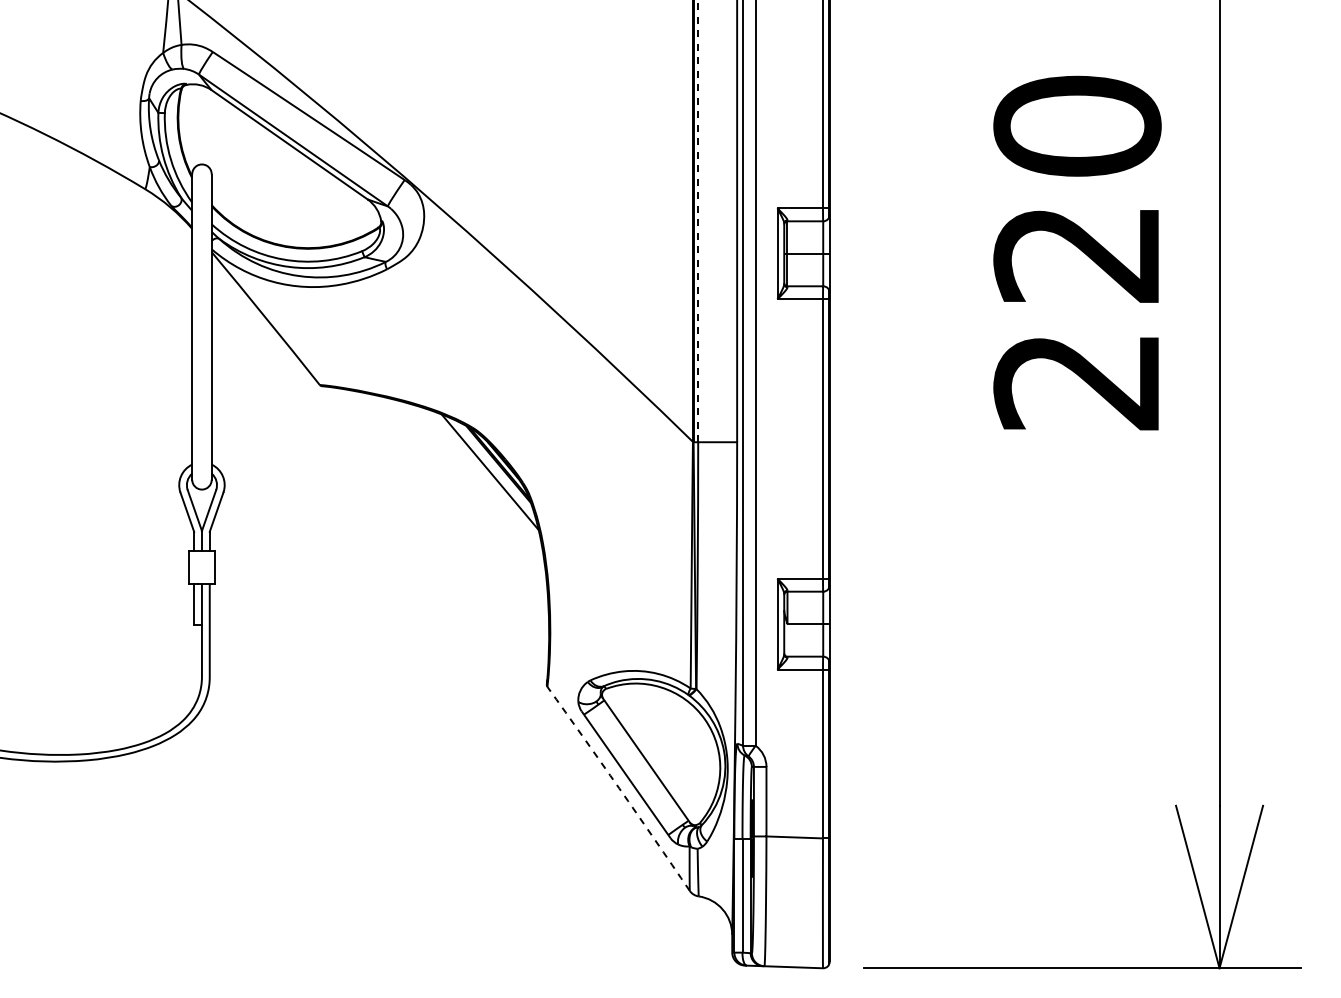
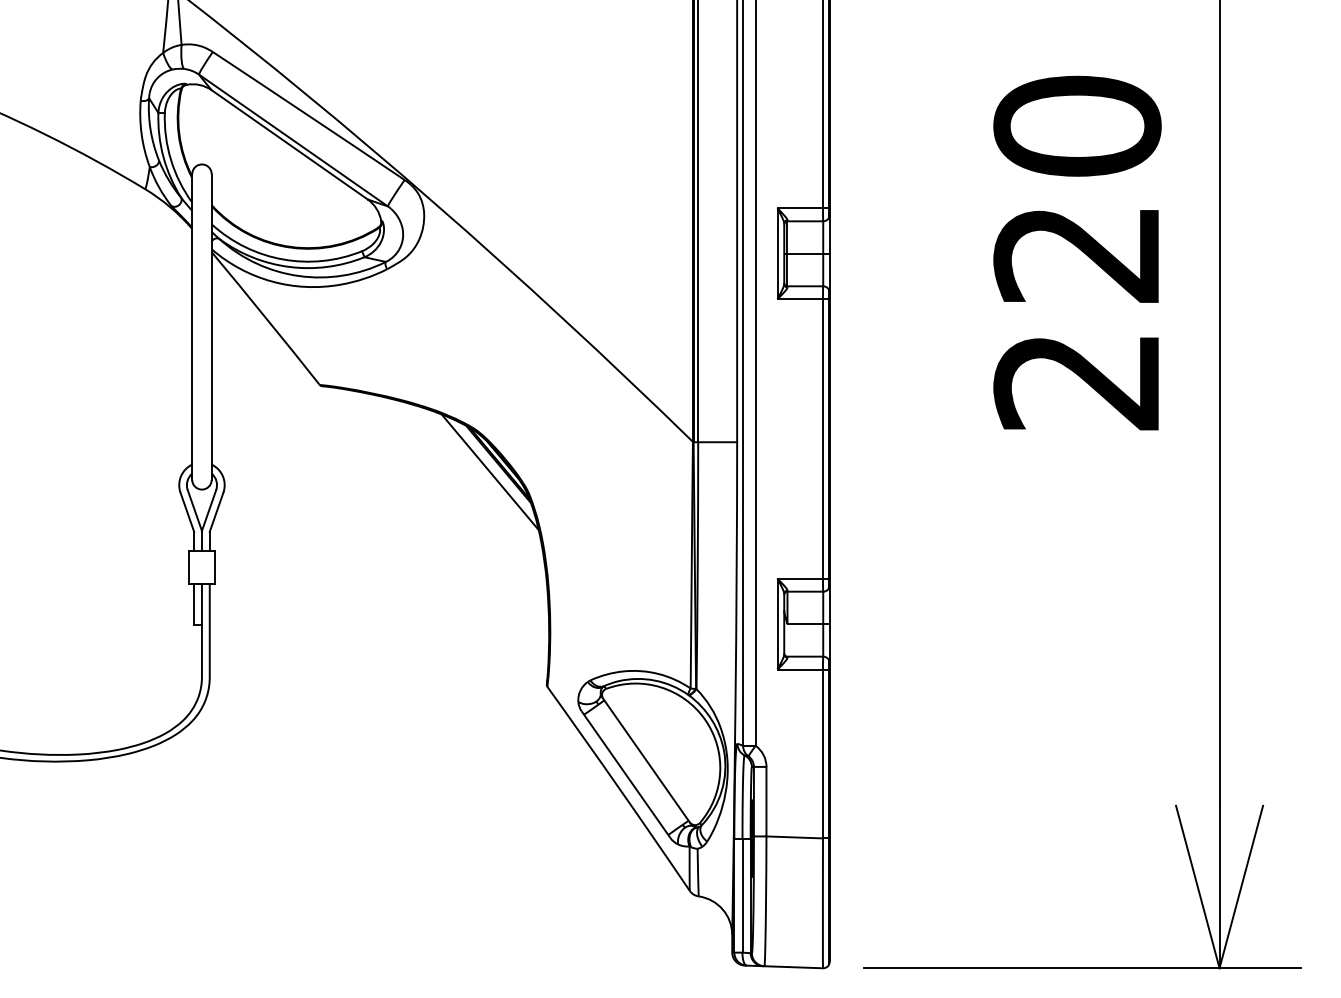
line: dashed -> solid (698, 221)
line: dashed -> solid (619, 788)
